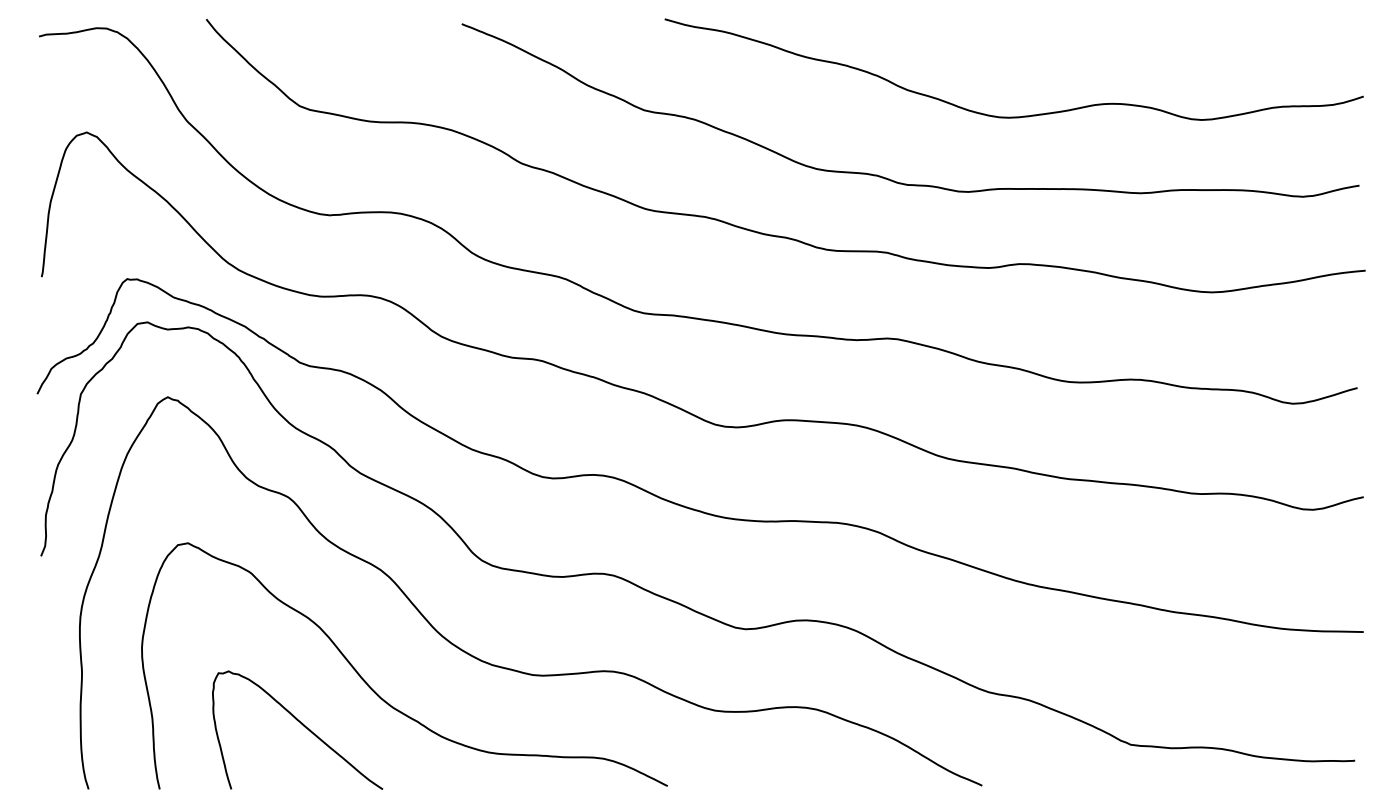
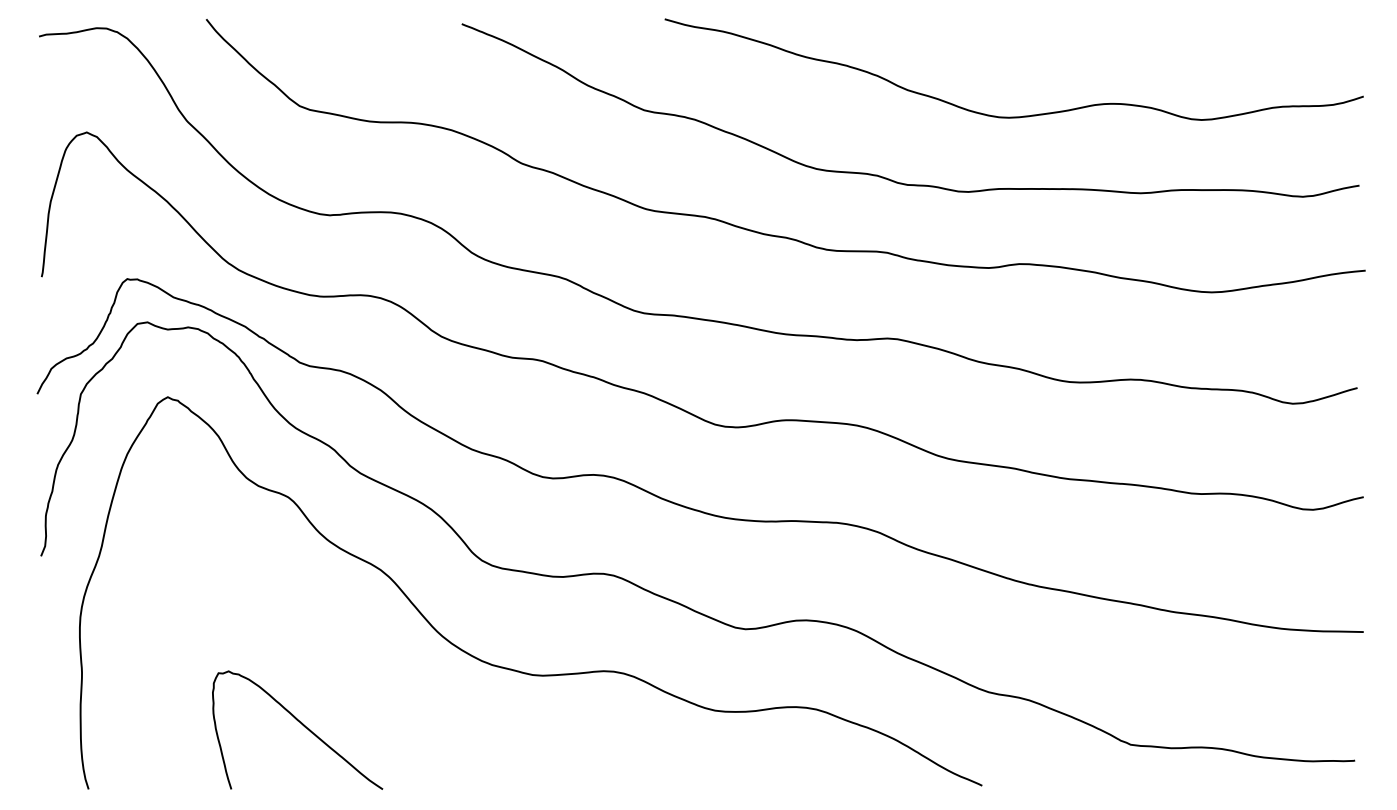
curve: present -> none (376, 692)
